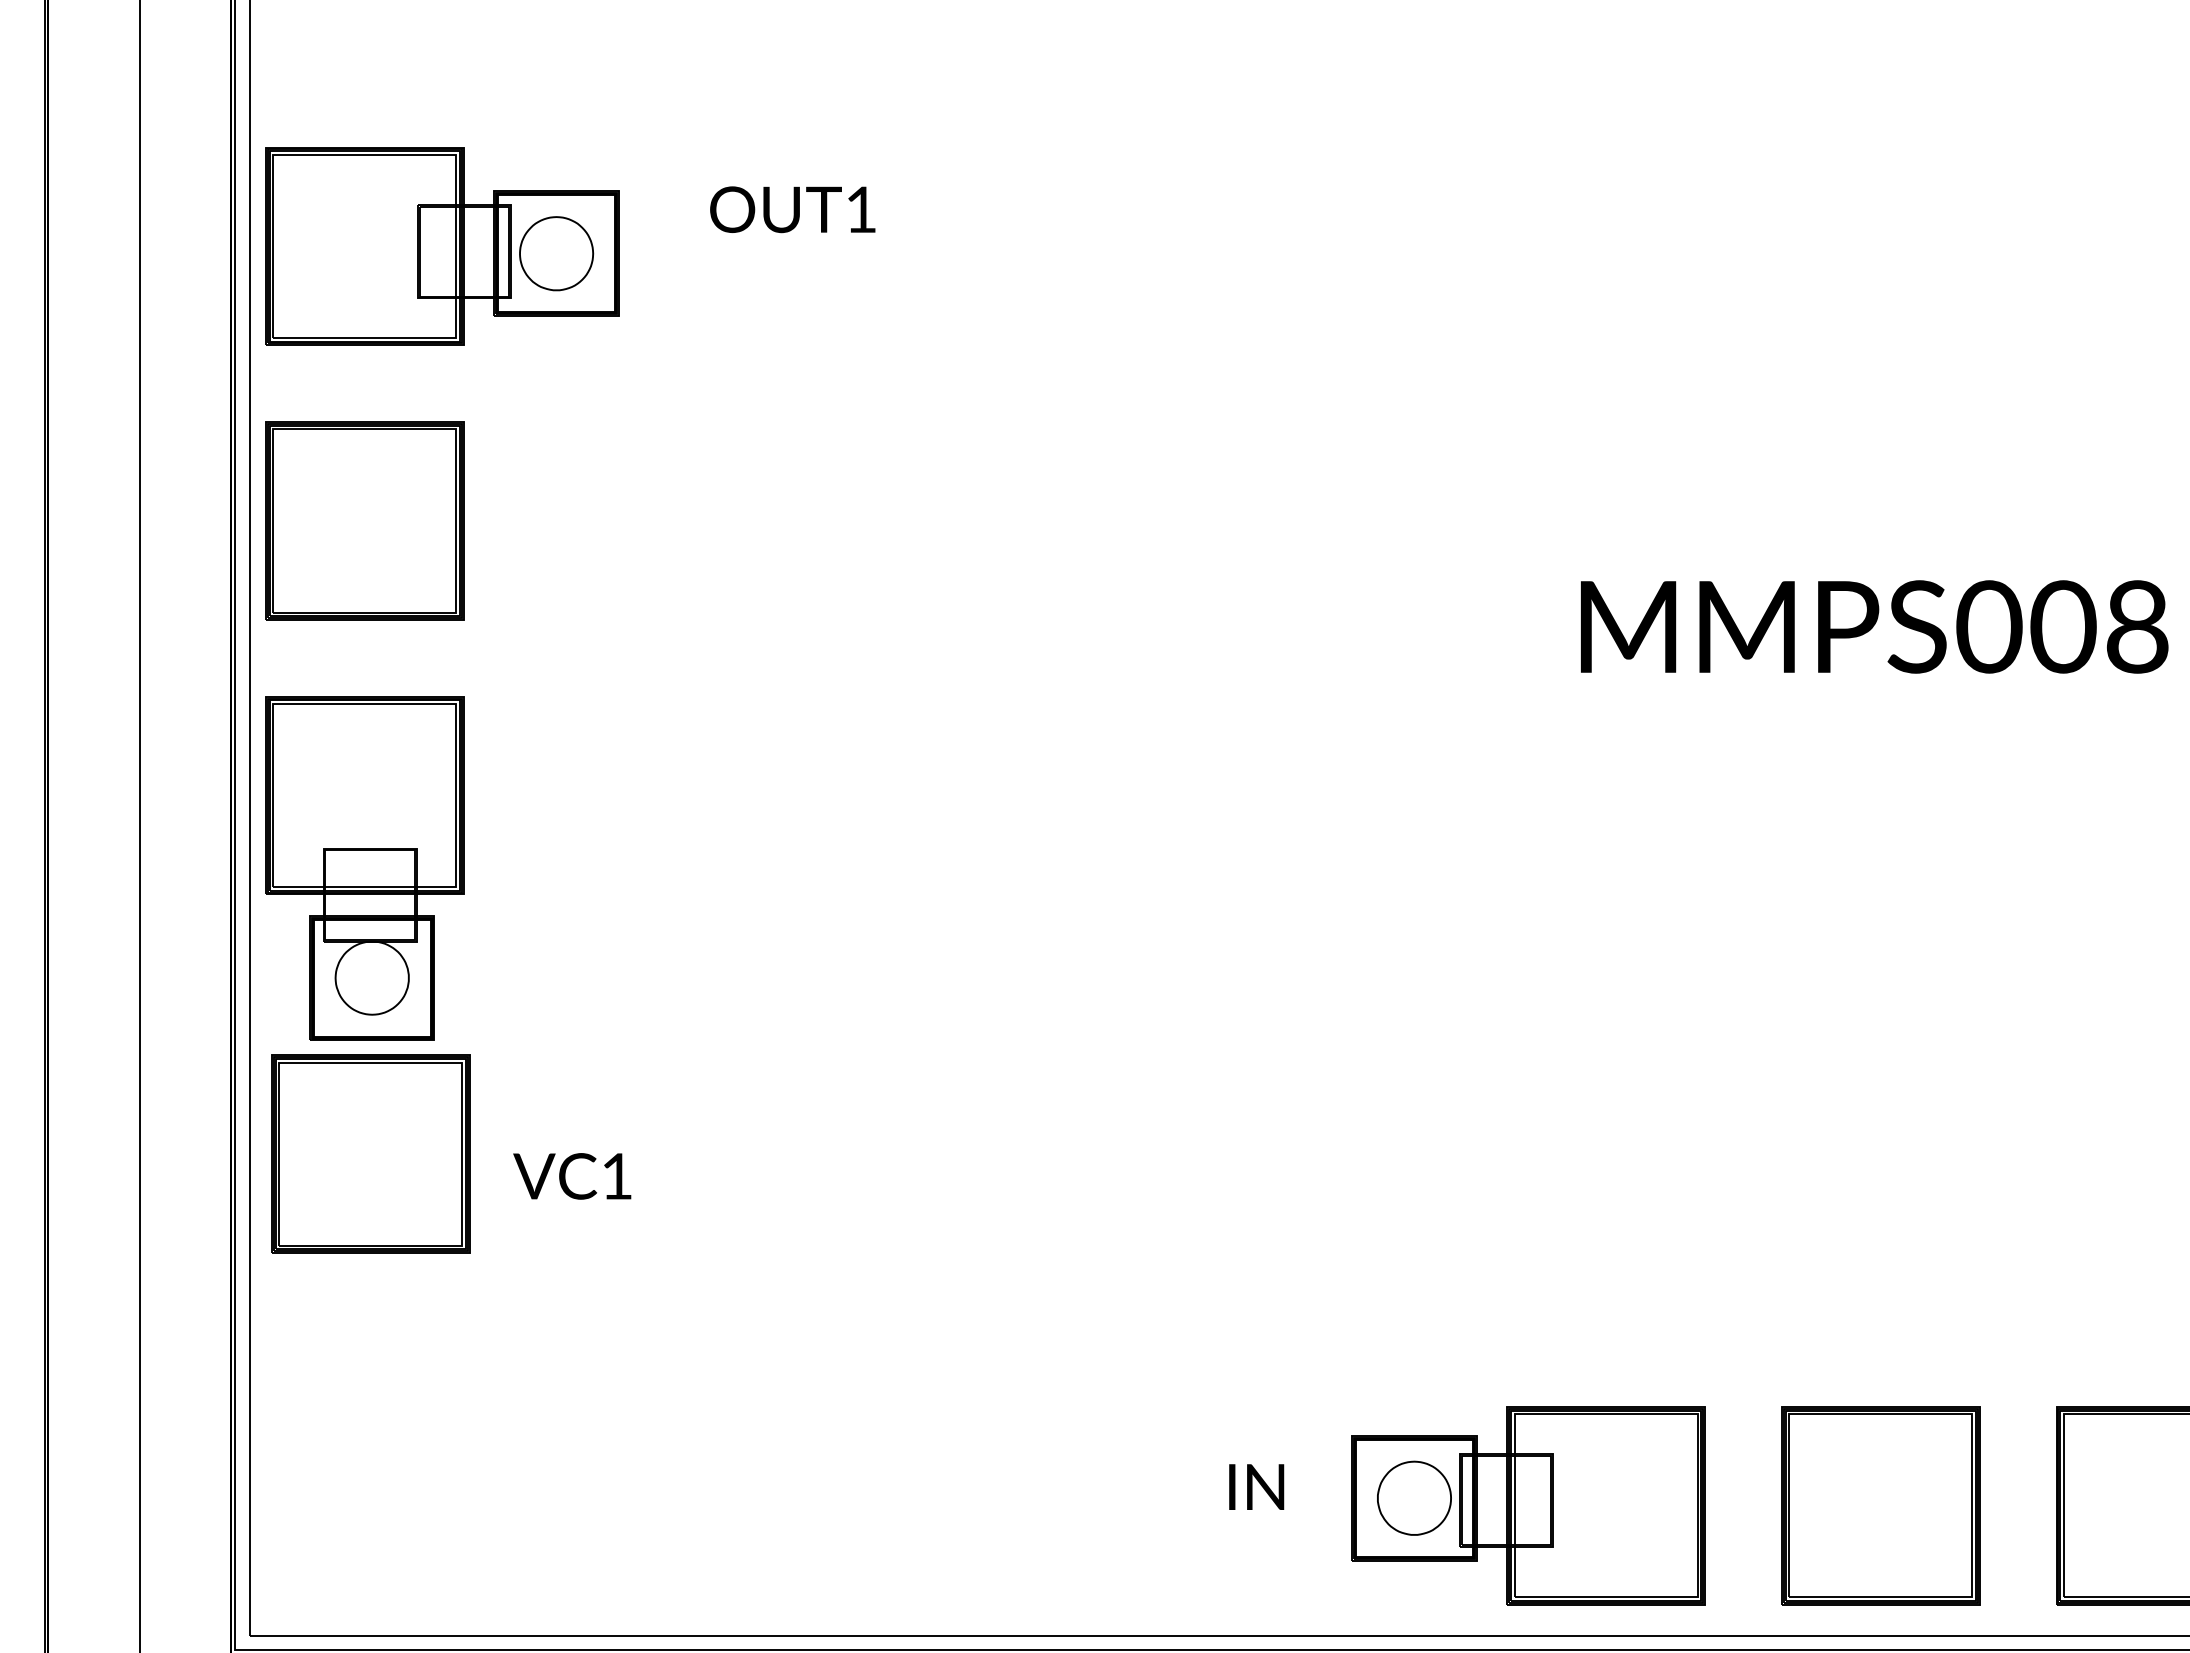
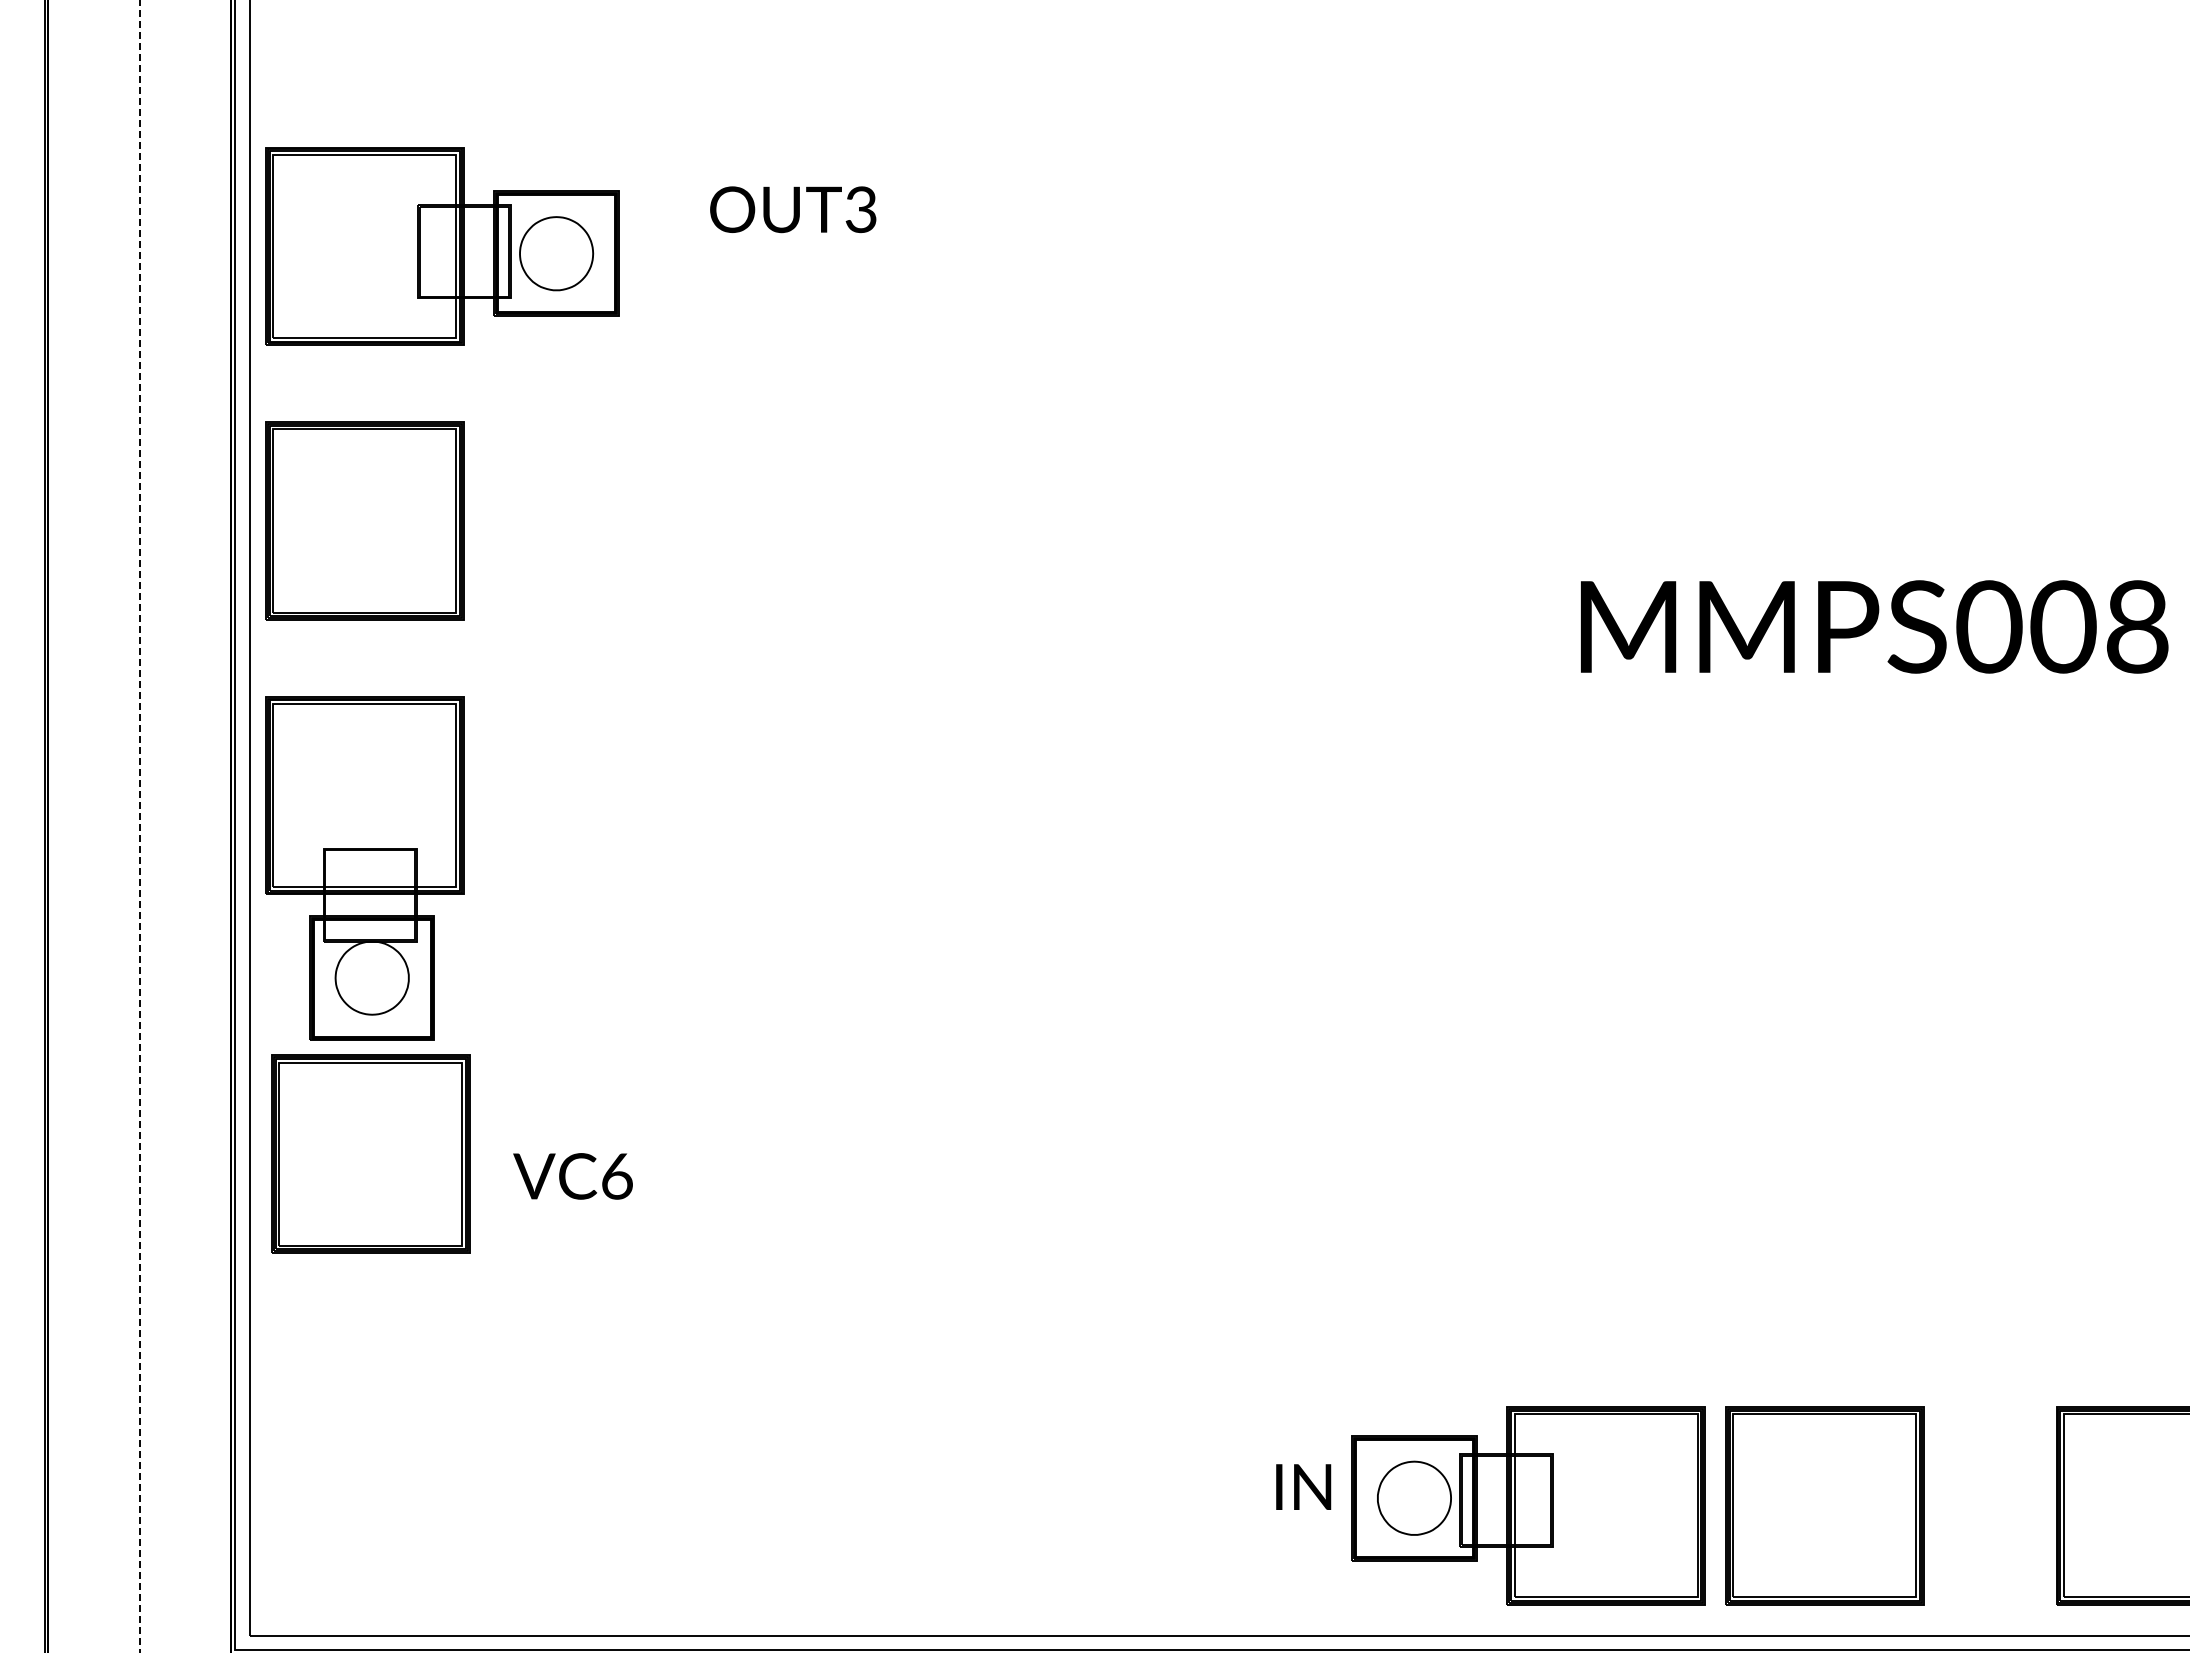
text: OUT1 -> OUT3 (860, 209)
line: solid -> dashed (139, 826)
text: VC1 -> VC6 (617, 1176)
text position: (1256, 1486) -> (1303, 1486) (1303, 1486)
part position: (1880, 1505) -> (1824, 1505) (1824, 1505)
